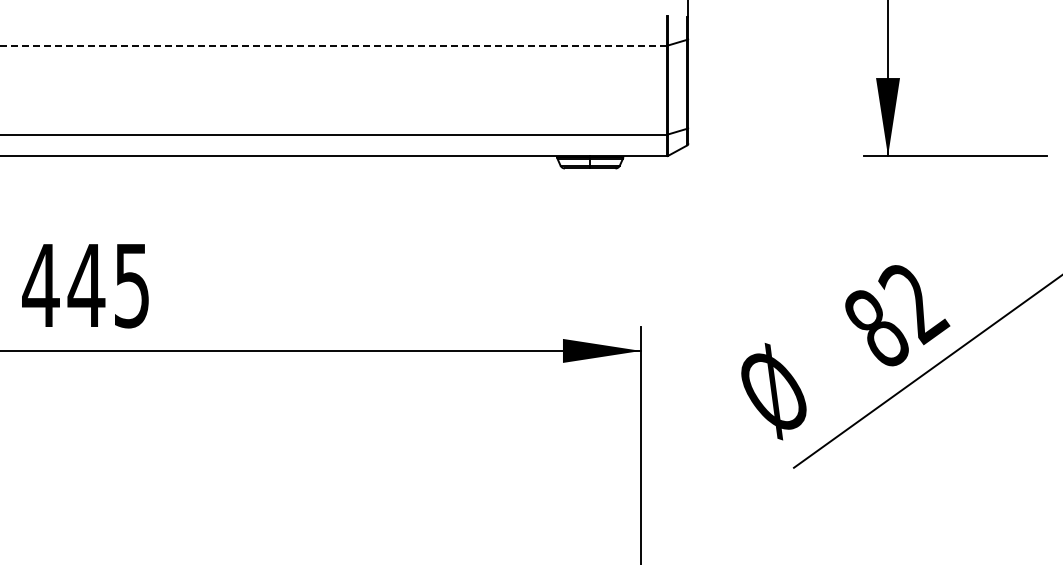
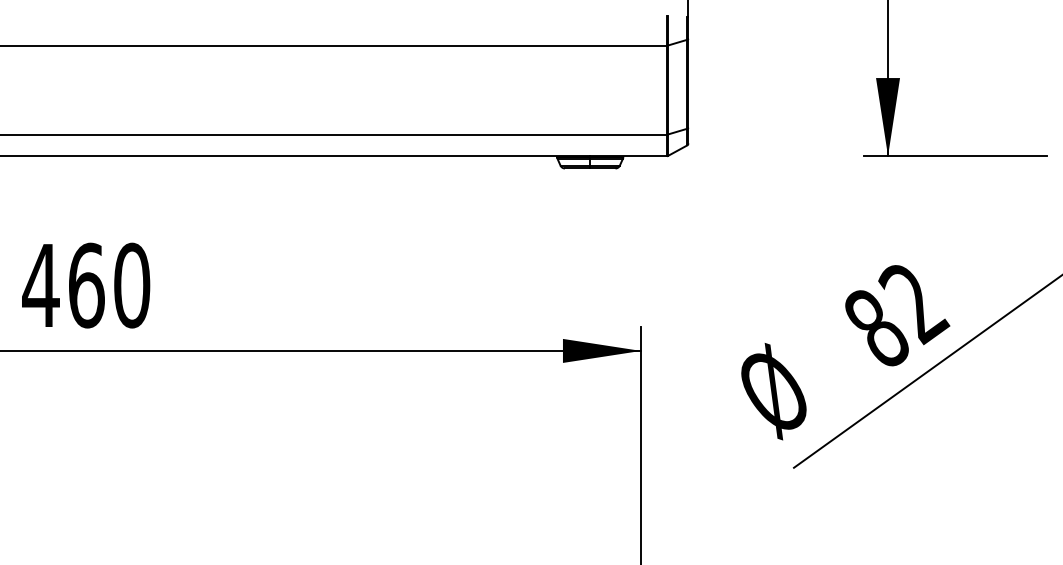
line: dashed -> solid (334, 45)
text: 445 -> 460 (108, 285)
